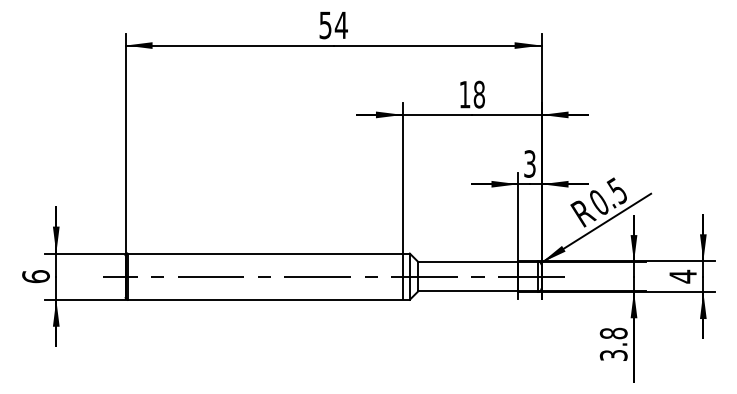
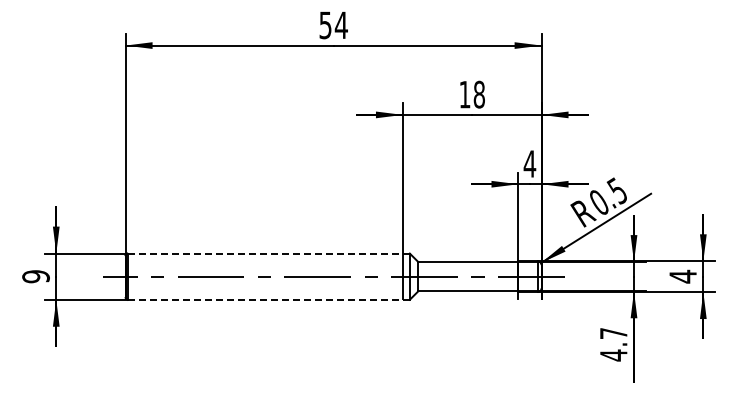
text: 3 -> 4 (529, 163)
line: solid -> dashed (268, 253)
text: 6 -> 9 (35, 276)
line: solid -> dashed (268, 299)
text: 3.8 -> 4.7 (613, 344)
